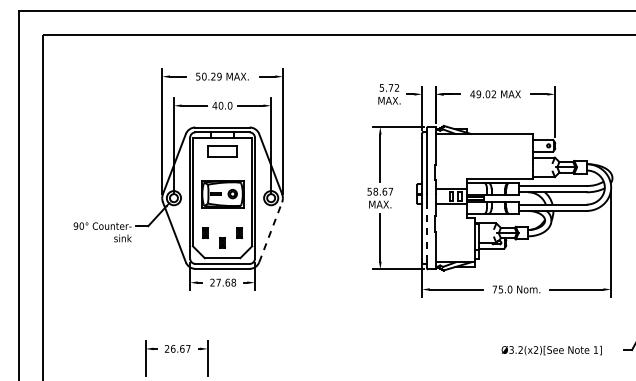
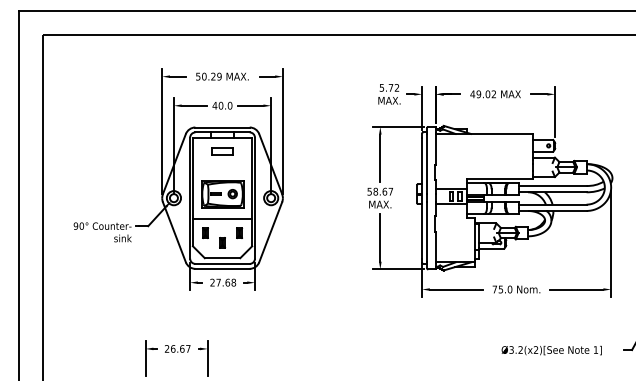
part size: 31x13 px -> 23x9 px (222, 151)
line: none -> present (222, 218)
line: dashed -> solid (270, 231)
line: dashed -> solid (427, 232)
